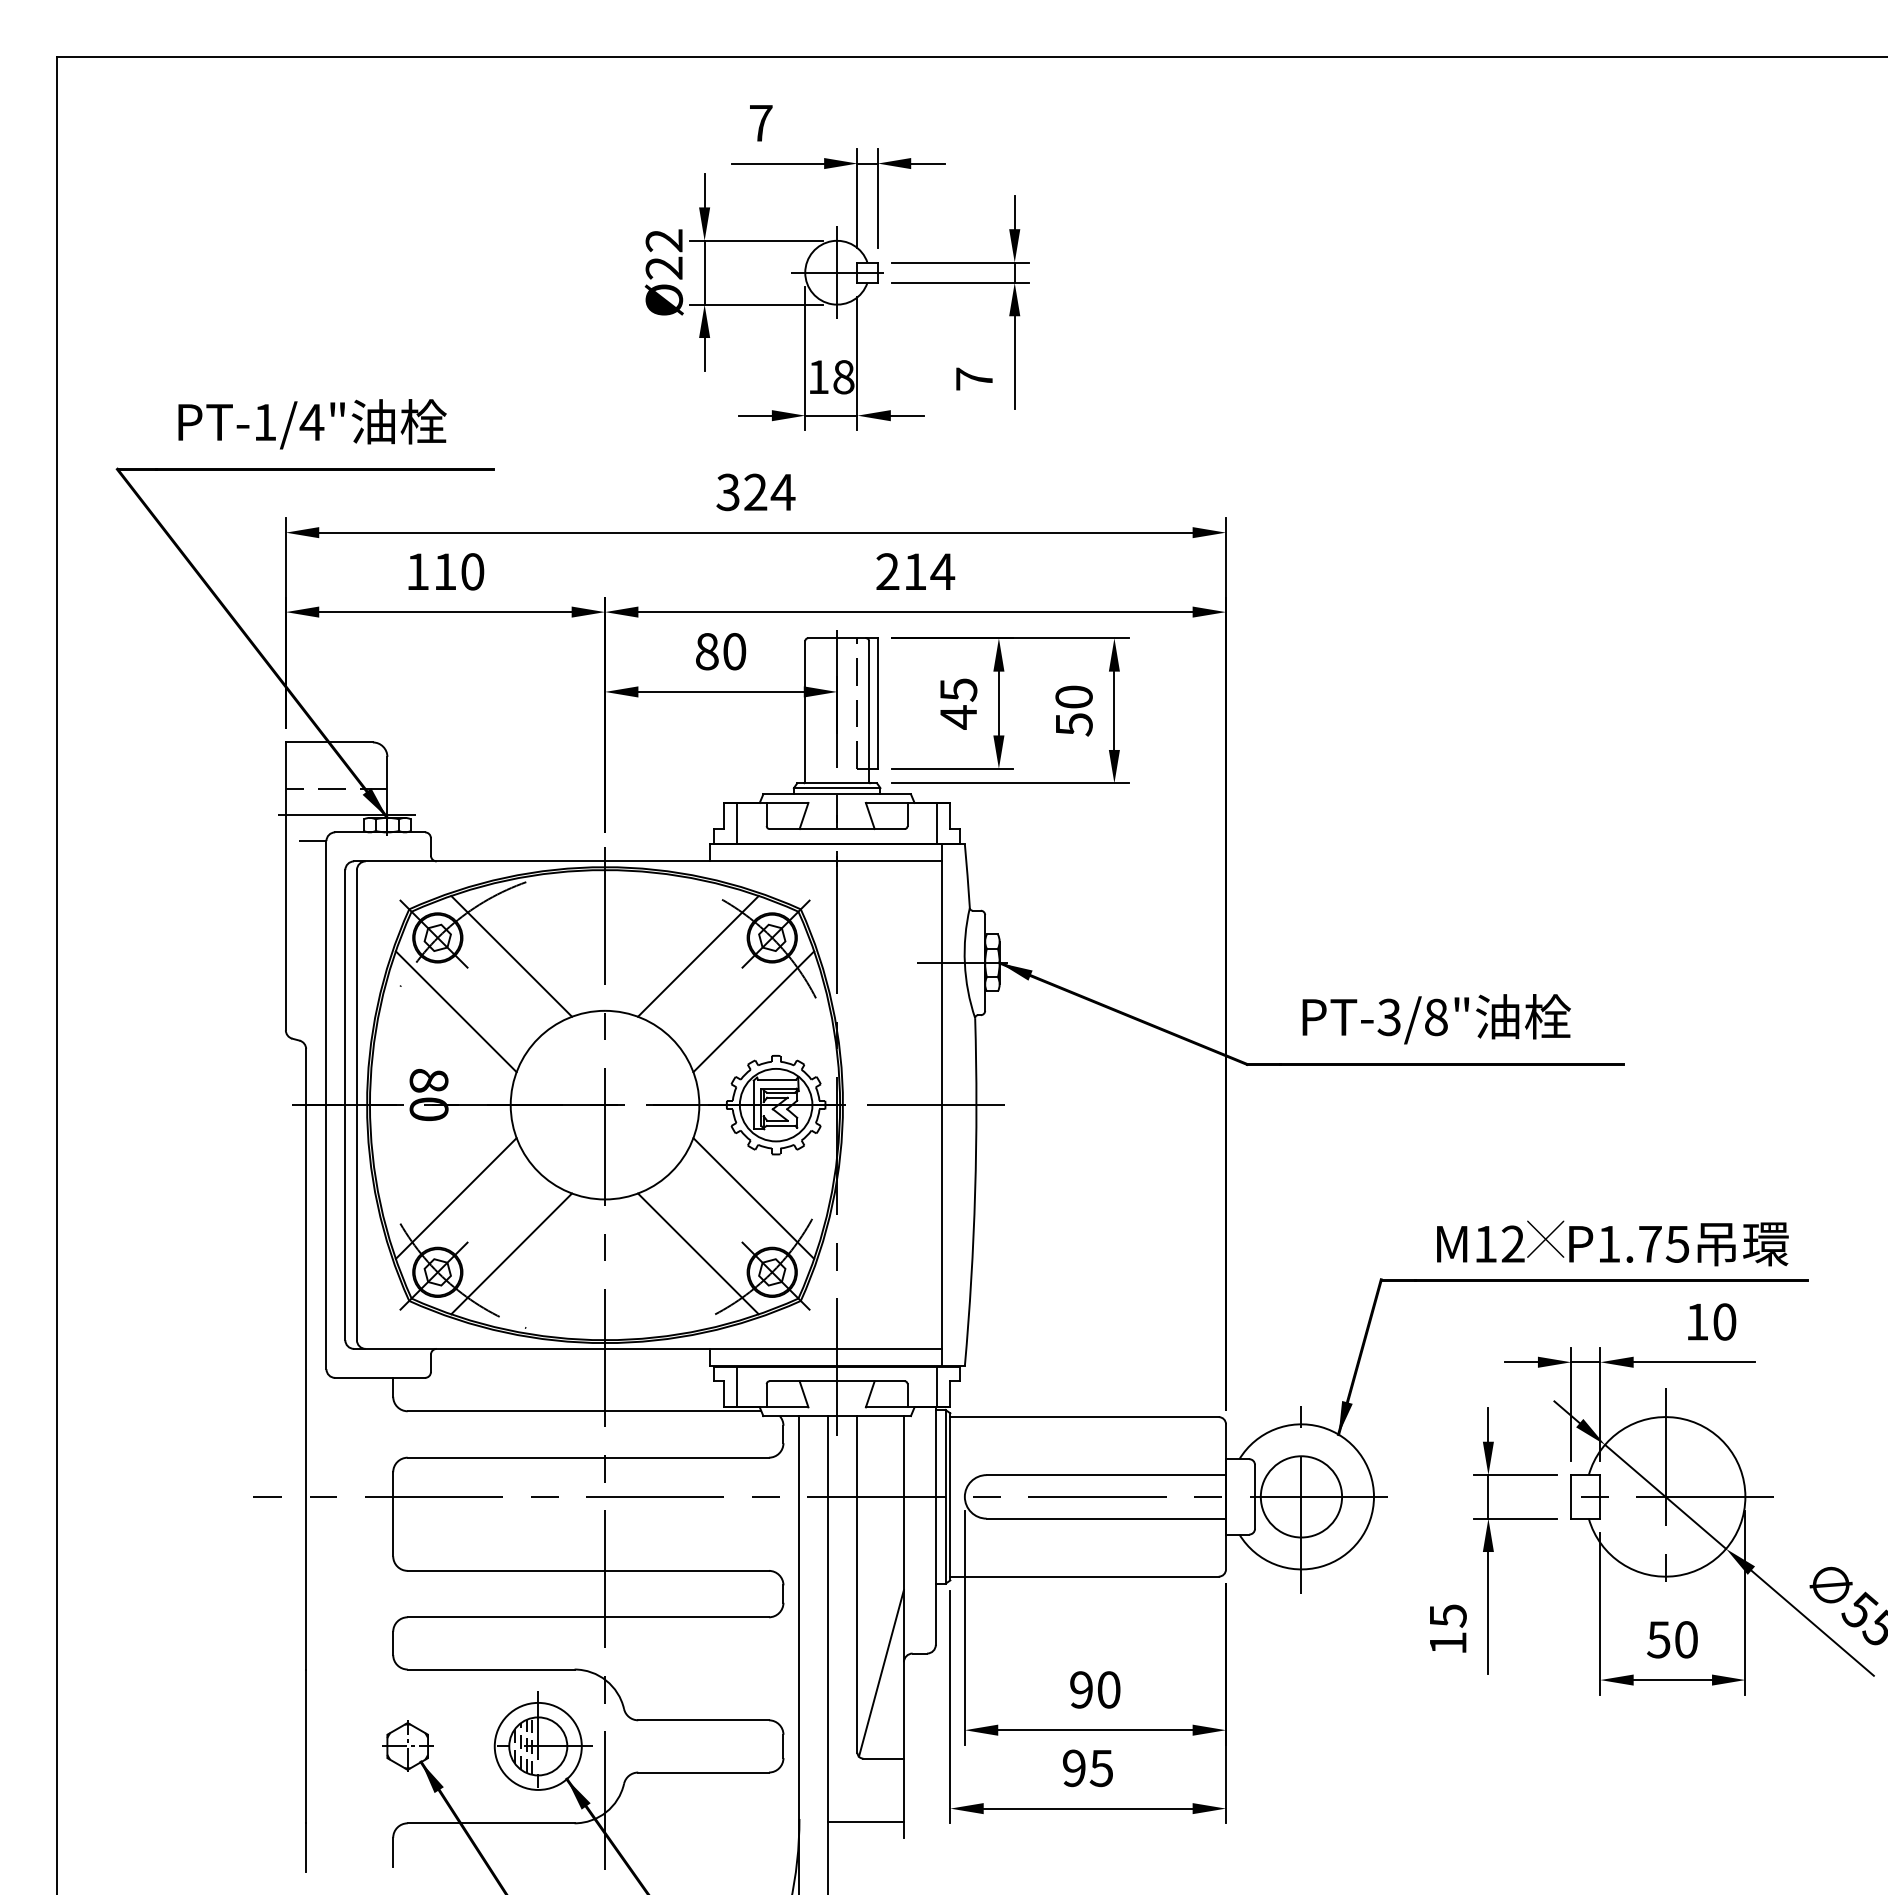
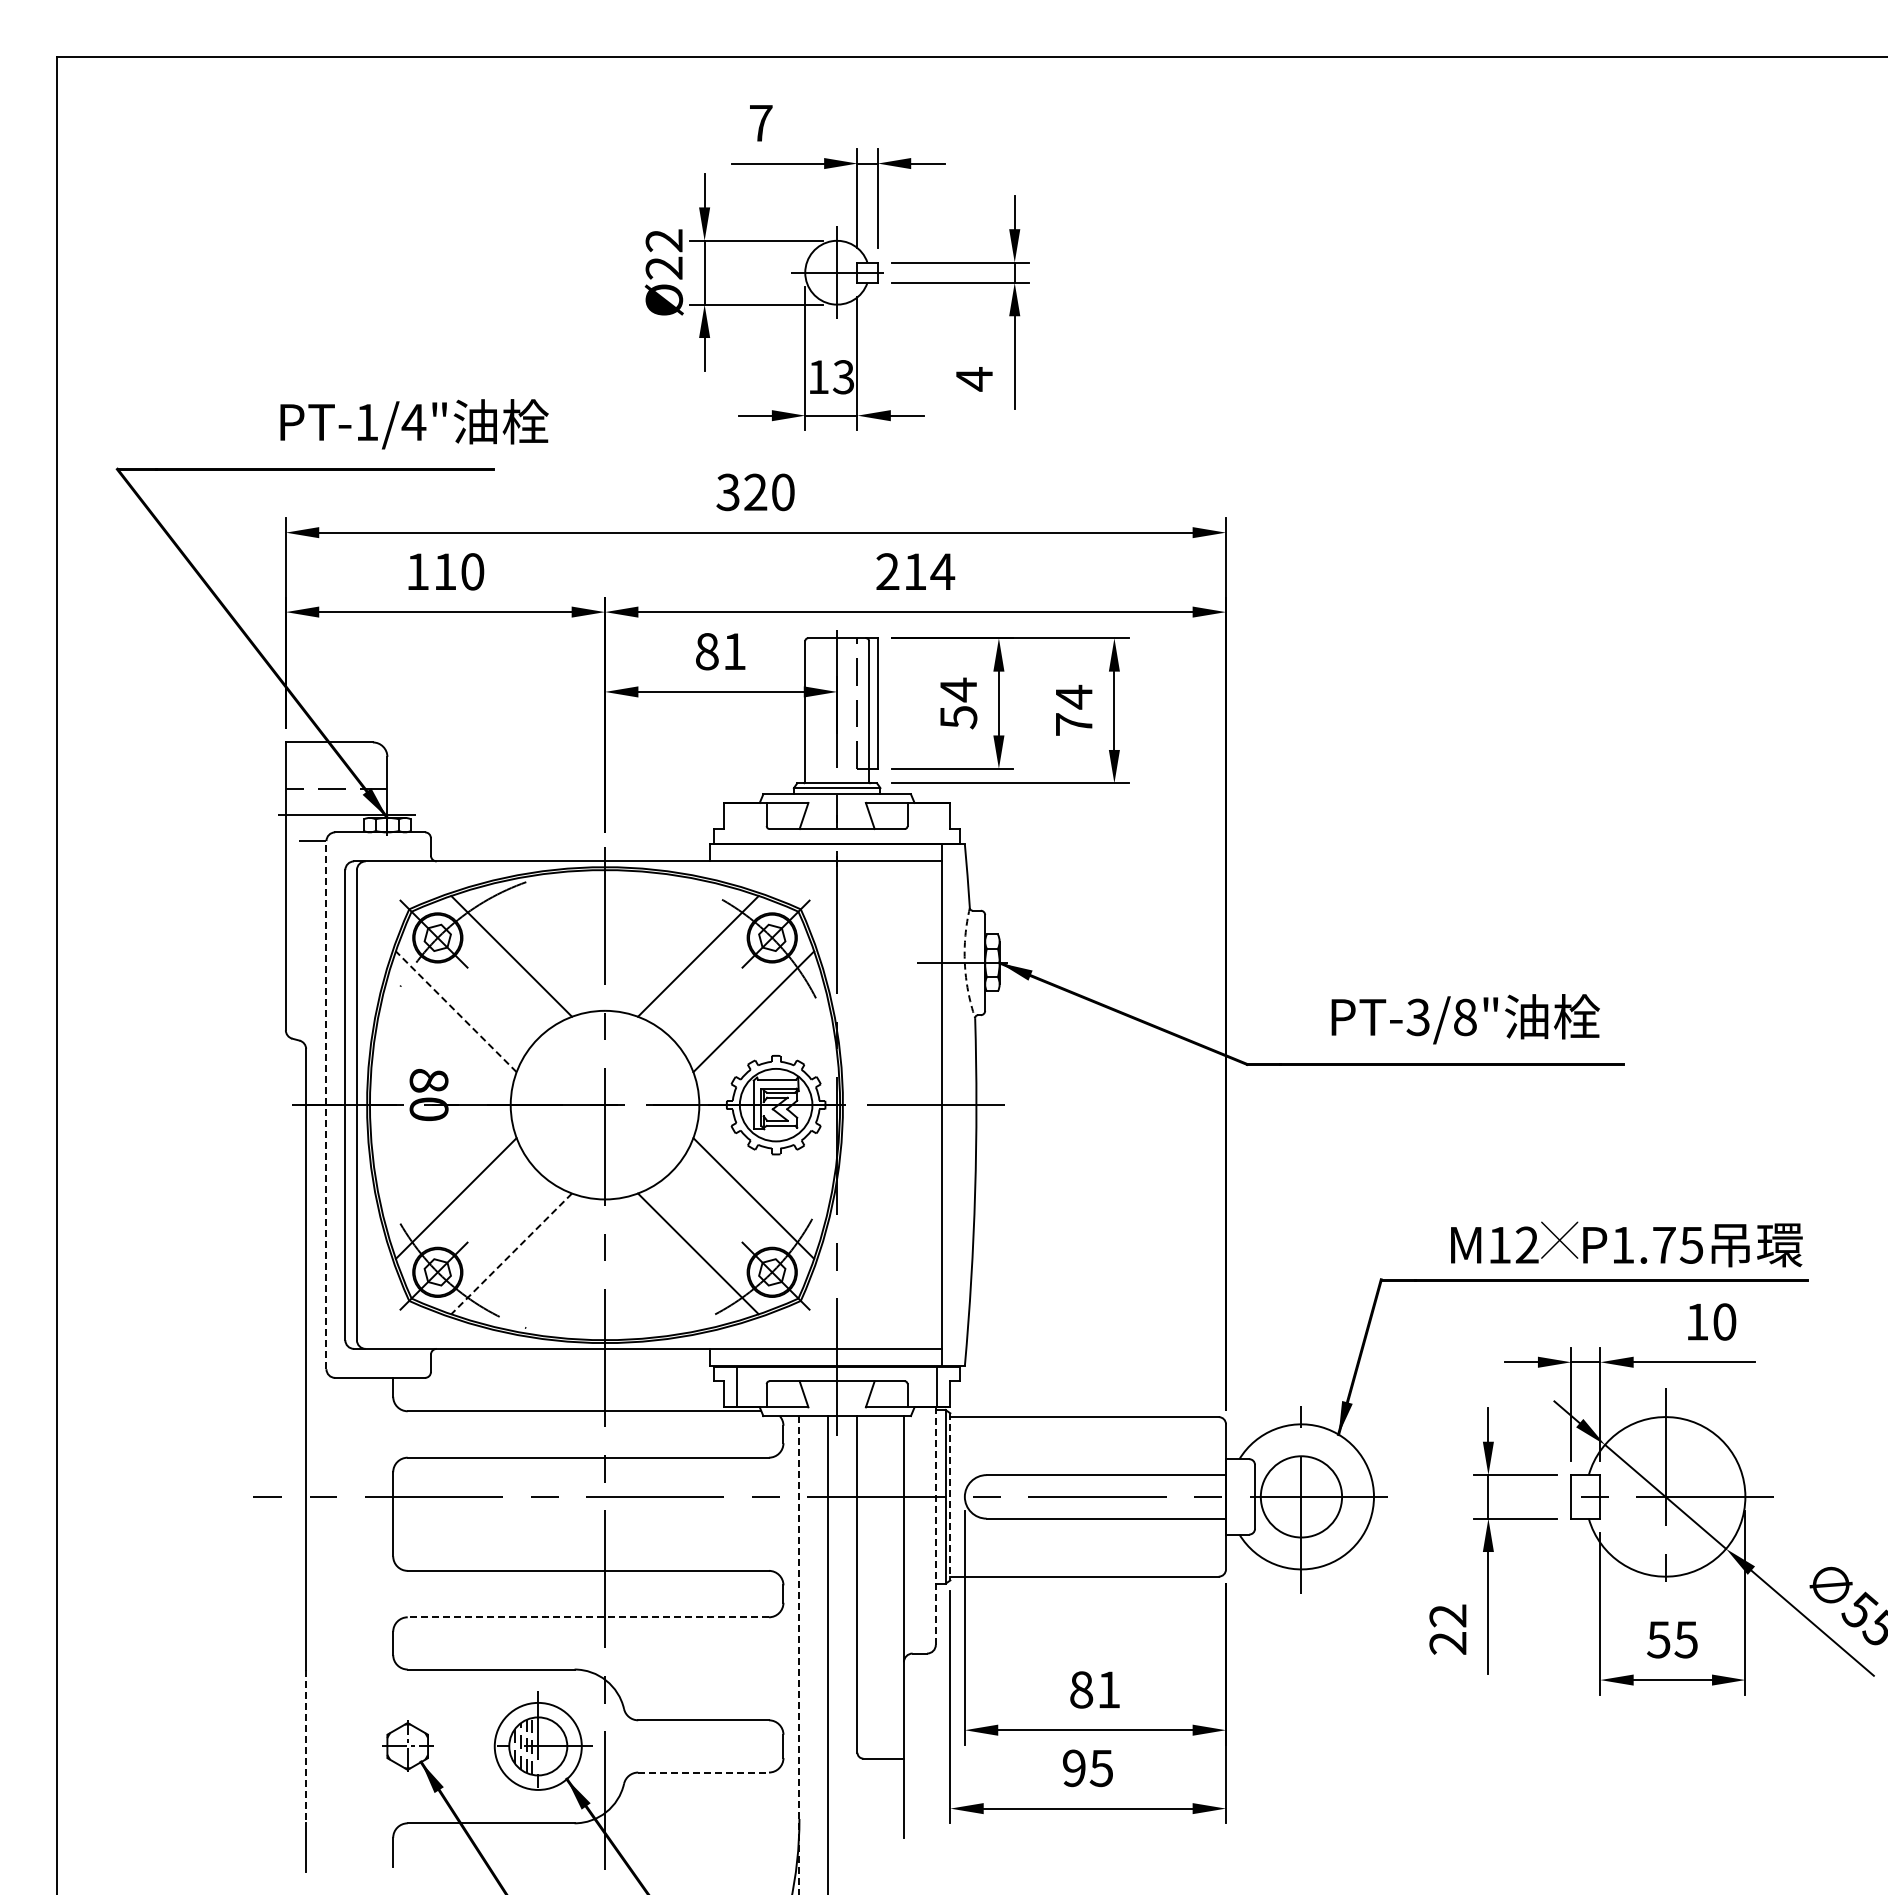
text: 18 -> 13 (843, 377)
text: 7 -> 4 (974, 379)
text position: (312, 424) -> (414, 424) (414, 424)
text: 324 -> 320 (782, 492)
text: 80 -> 81 (734, 651)
text: 45 -> 54 (958, 703)
text: 50 -> 74 (1073, 710)
line: present -> none (736, 822)
line: present -> none (937, 822)
arc: solid -> dashed (964, 963)
line: solid -> dashed (455, 1011)
text position: (1436, 1019) -> (1465, 1019) (1465, 1019)
line: solid -> dashed (326, 1104)
text position: (1612, 1243) -> (1626, 1244) (1626, 1244)
line: solid -> dashed (511, 1254)
line: solid -> dashed (950, 1496)
line: solid -> dashed (935, 1526)
line: solid -> dashed (588, 1617)
text: 15 -> 22 (1447, 1629)
text: 50 -> 55 (1685, 1639)
line: solid -> dashed (799, 1655)
line: present -> none (880, 1673)
text: 90 -> 81 (1095, 1689)
line: solid -> dashed (306, 1746)
line: solid -> dashed (704, 1772)
line: present -> none (865, 1821)
